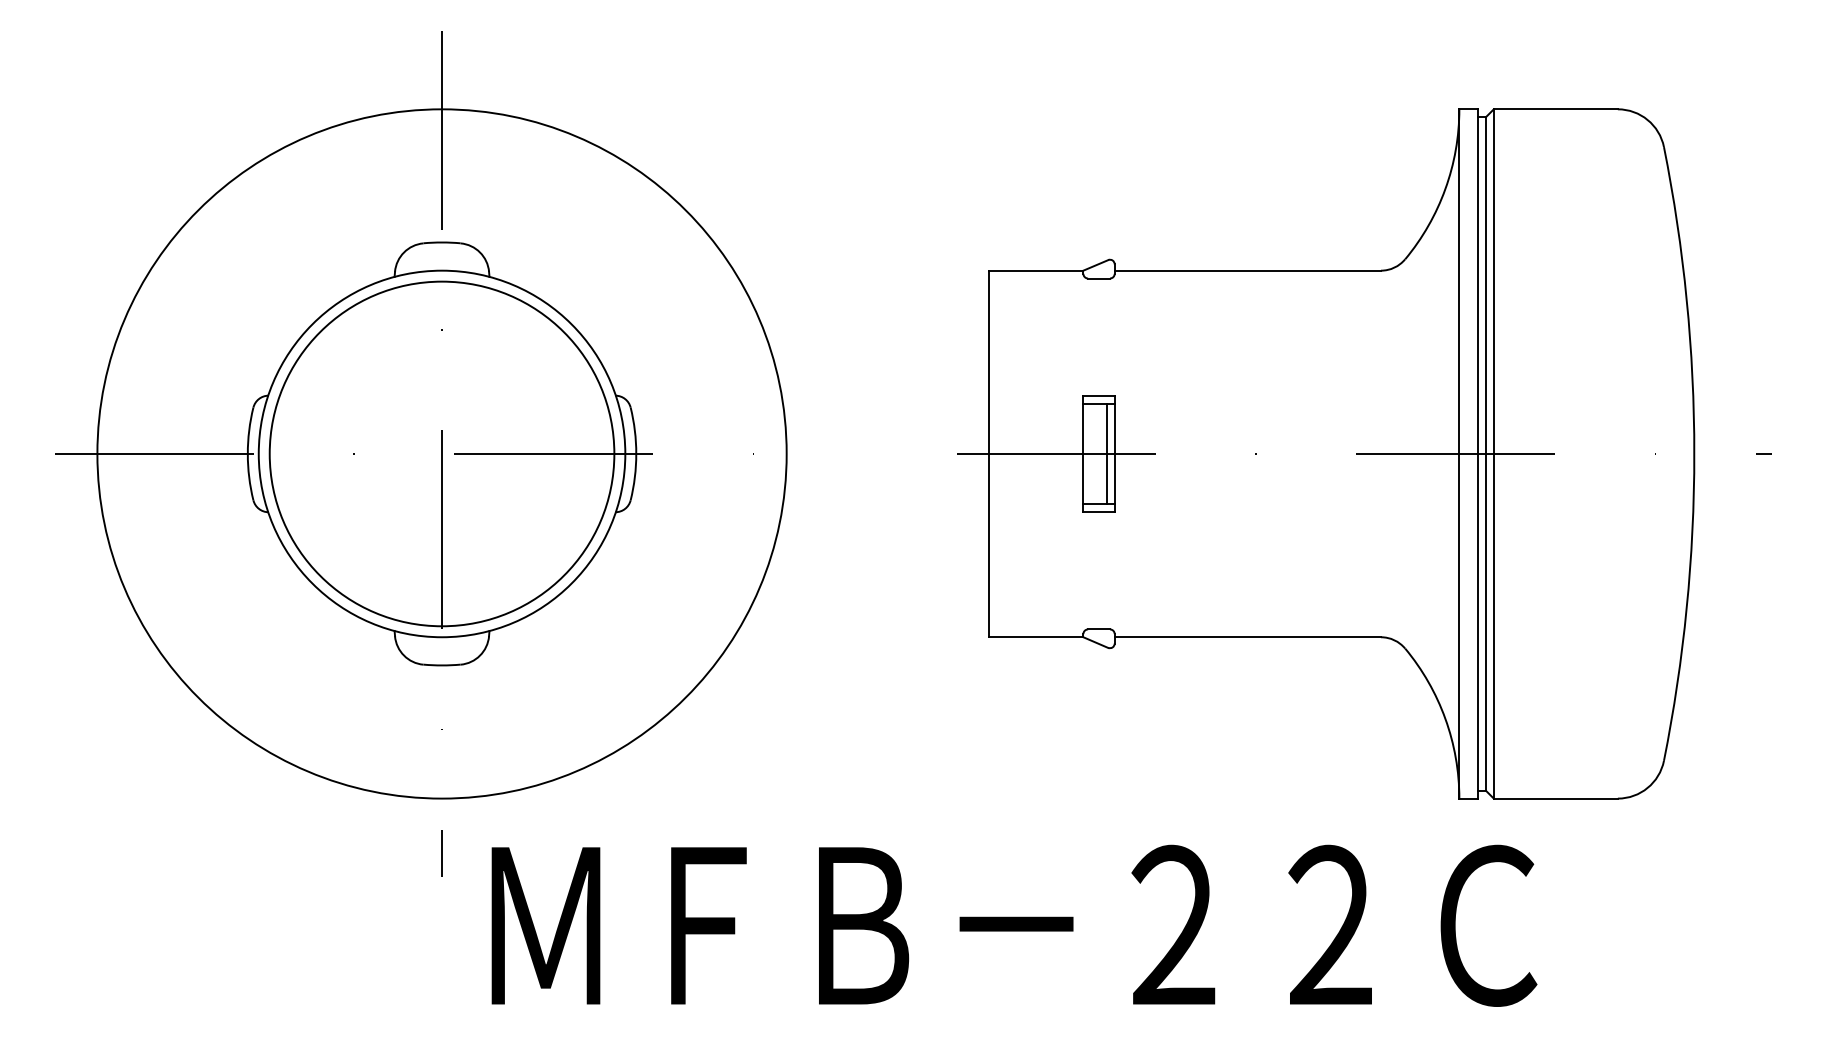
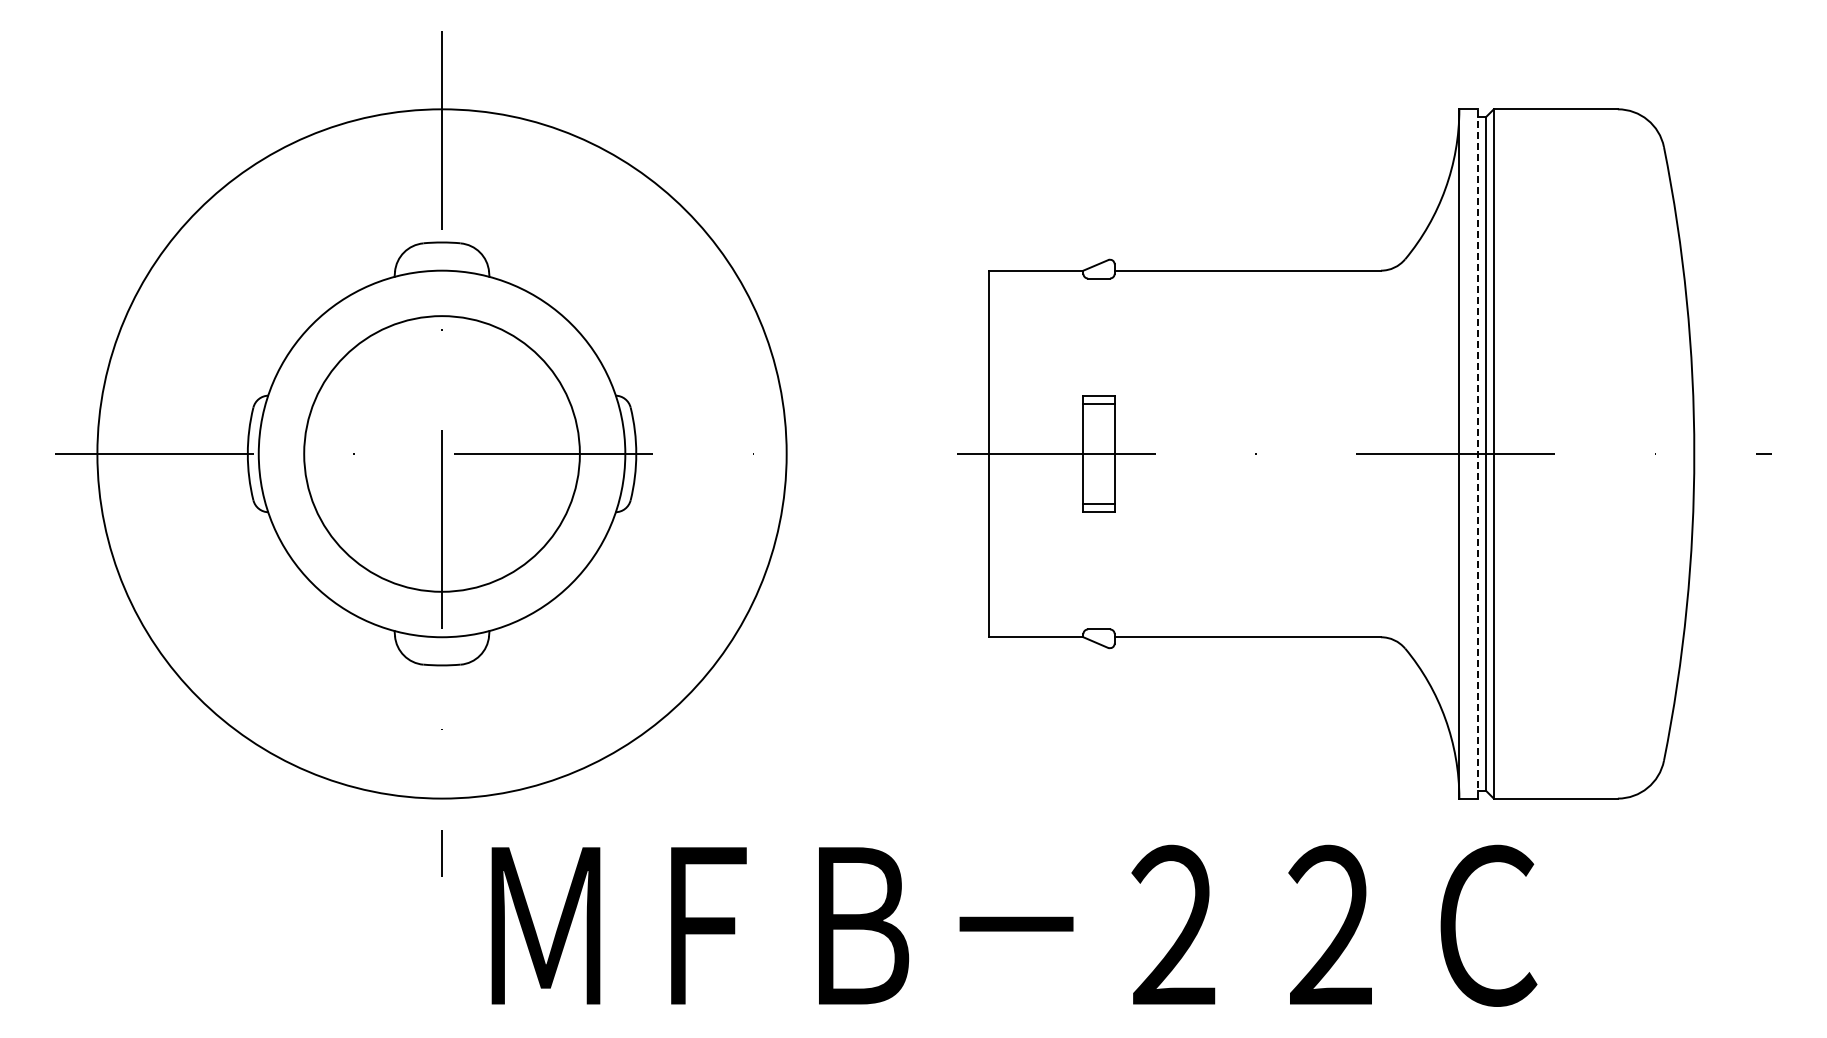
circle diameter: 345 px -> 276 px (441, 453)
line: present -> none (1106, 453)
line: solid -> dashed (1478, 453)
